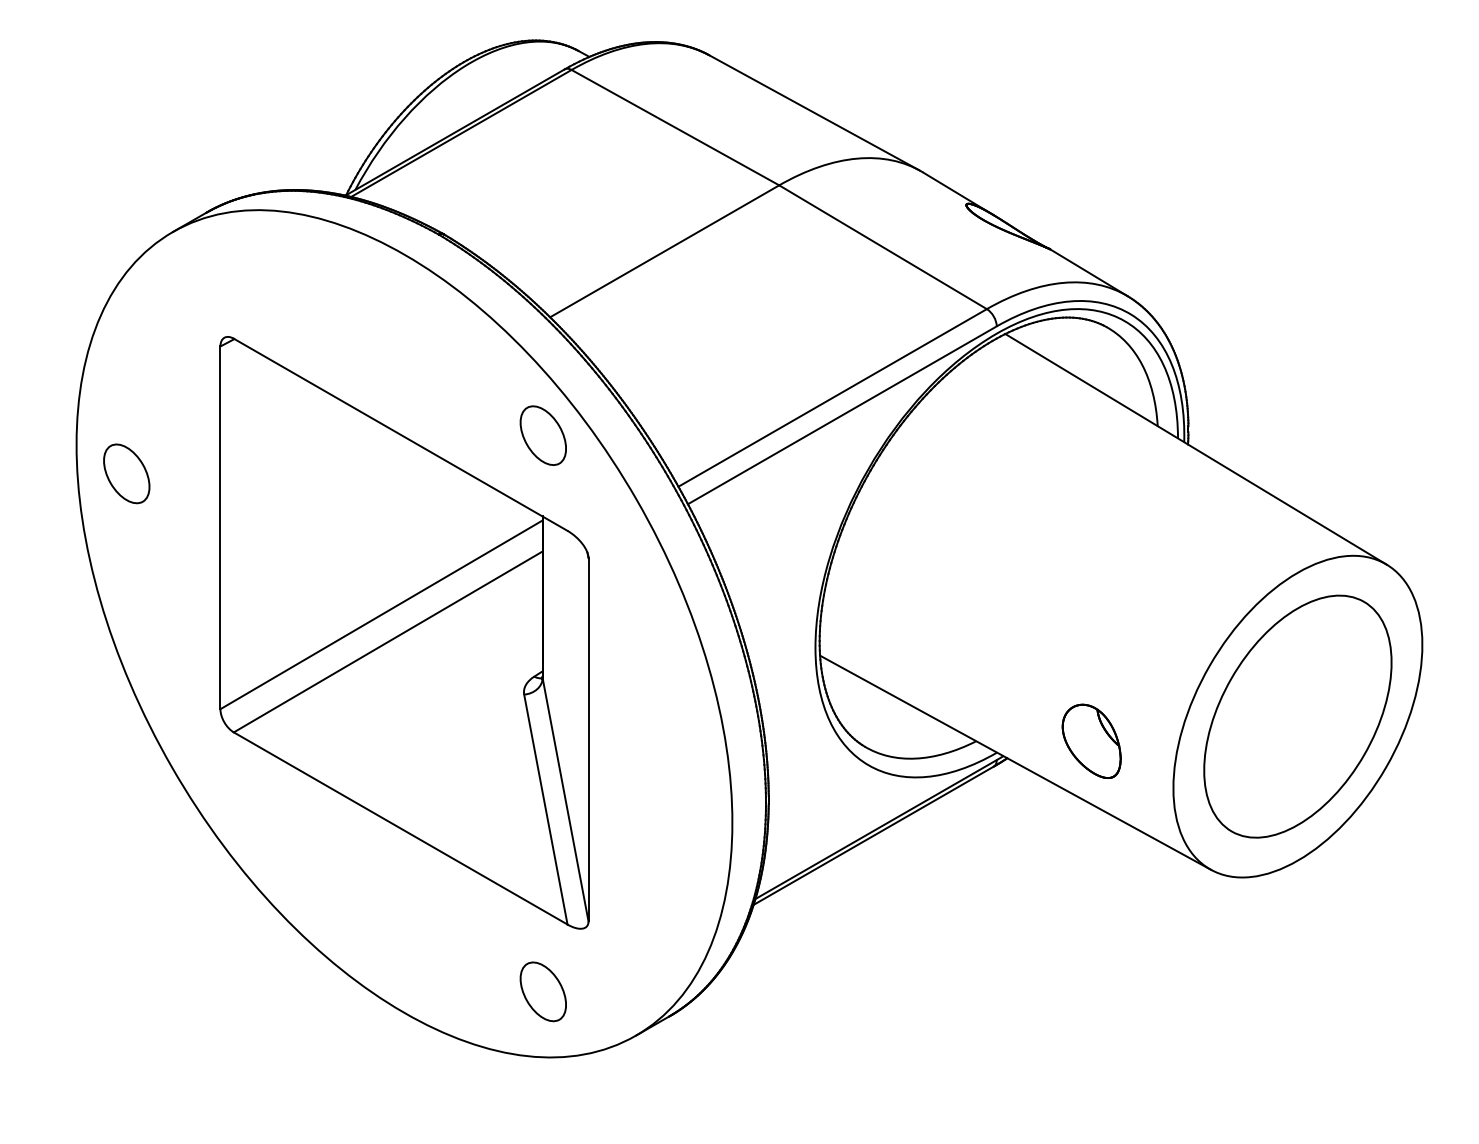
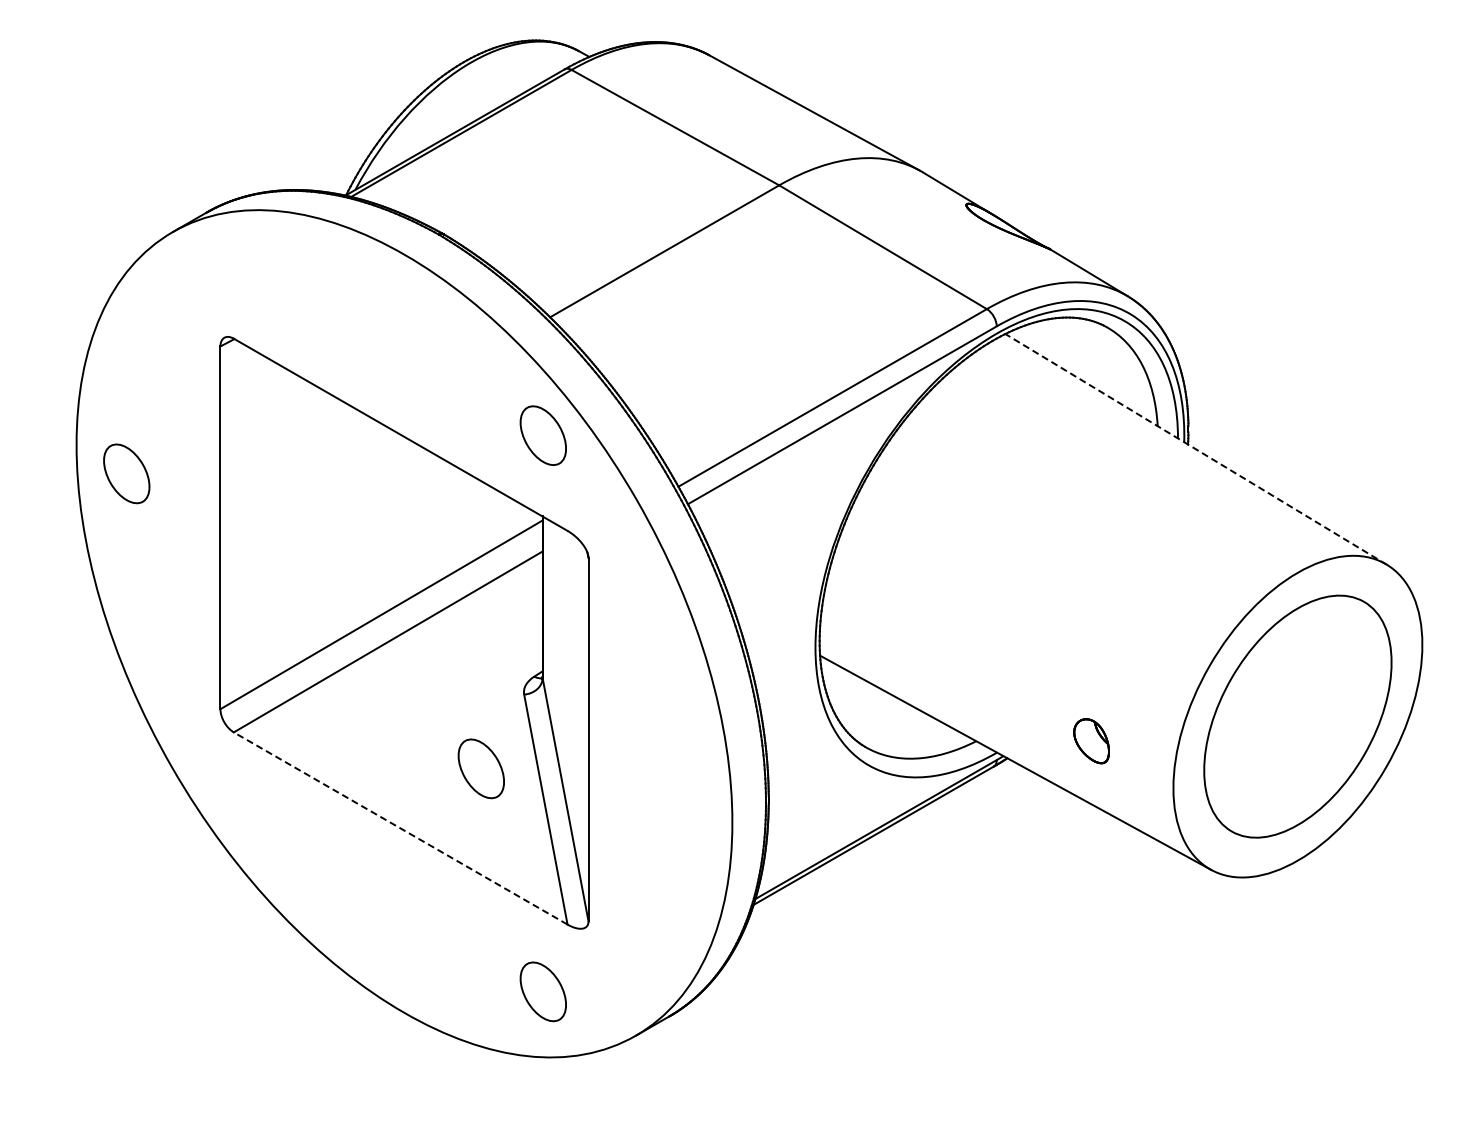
line: solid -> dashed (1196, 449)
part size: 61x76 px -> 37x47 px (1091, 741)
part: none -> present (480, 768)
line: solid -> dashed (400, 828)
